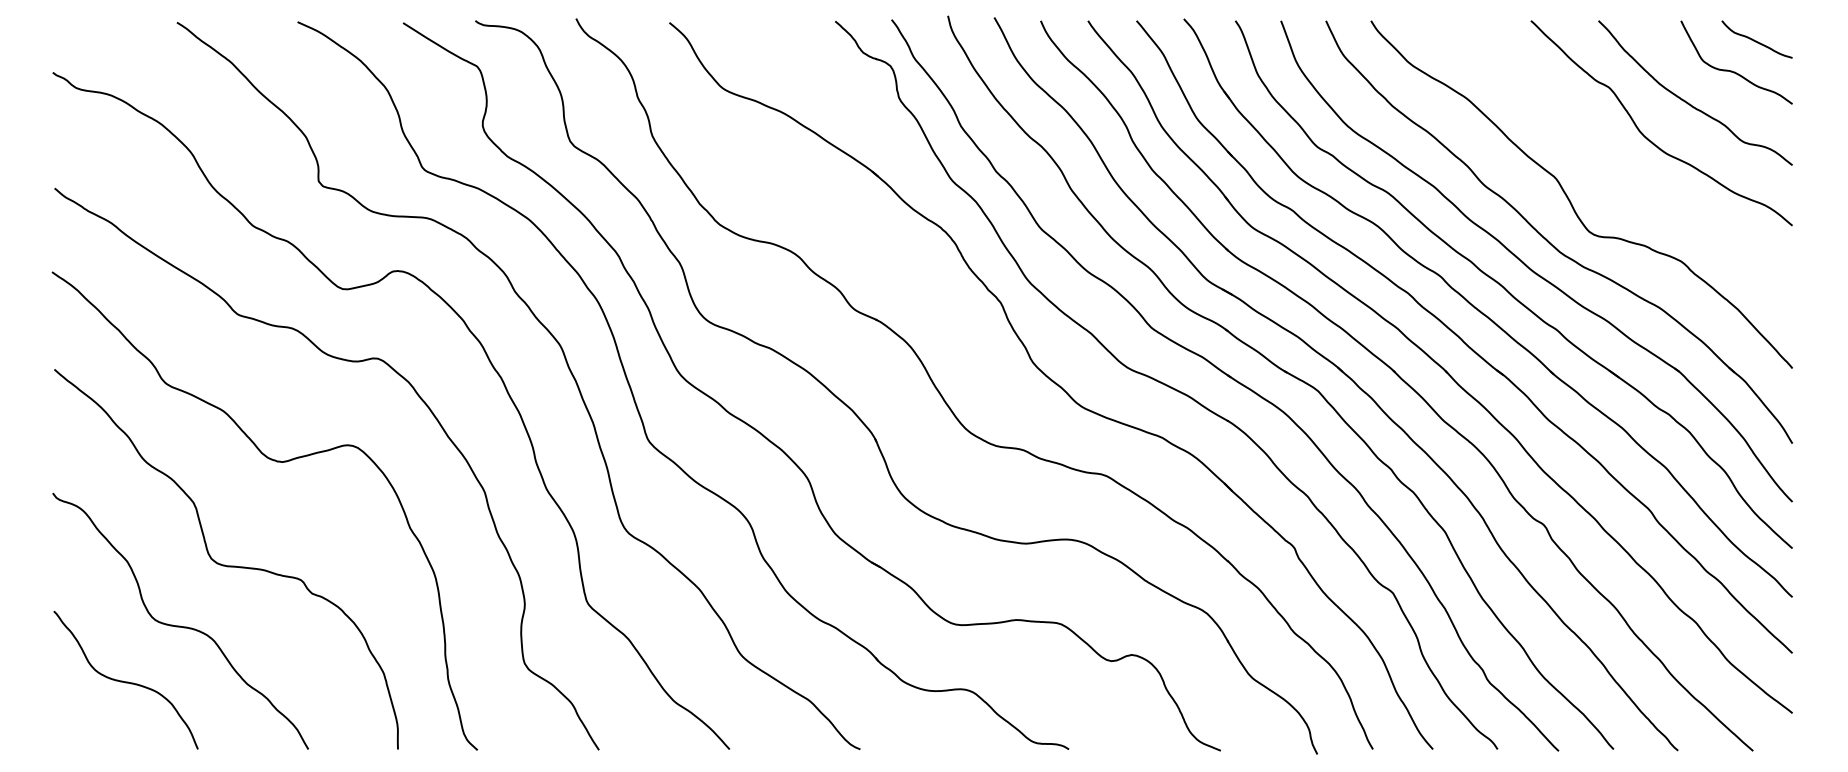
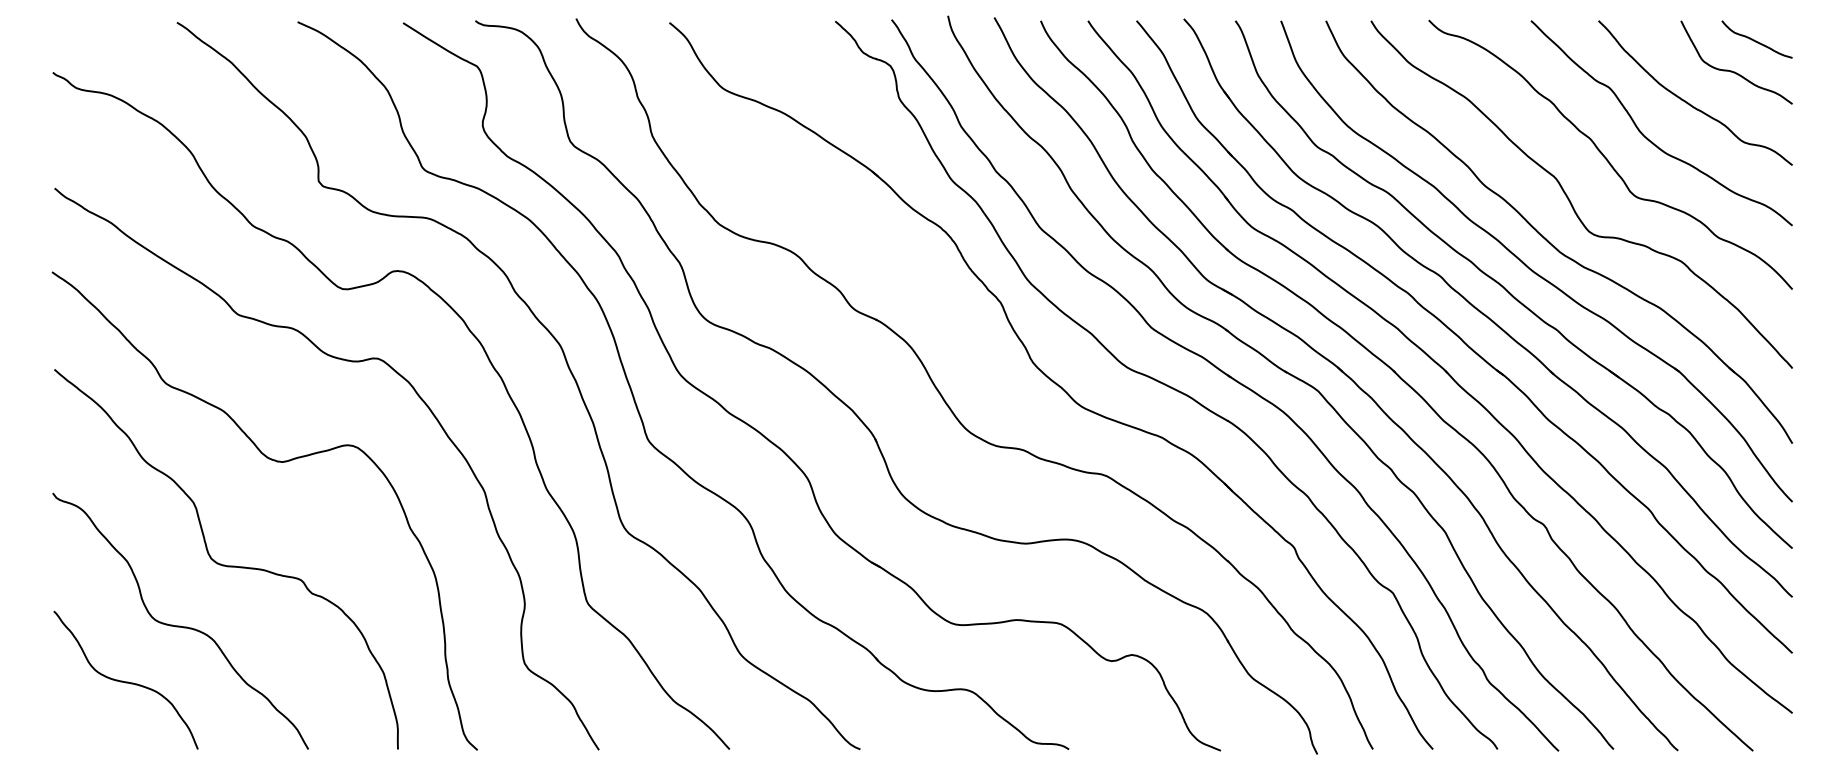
curve: none -> present (1606, 157)
